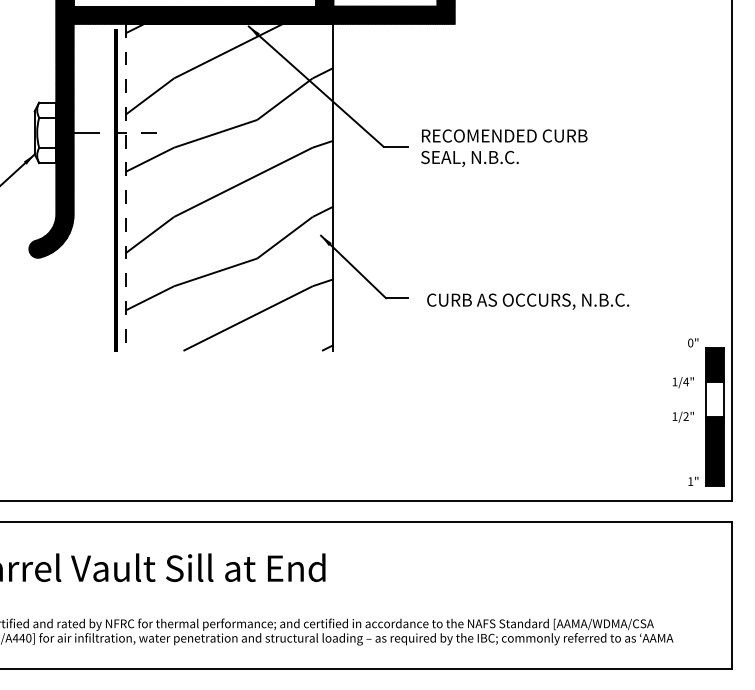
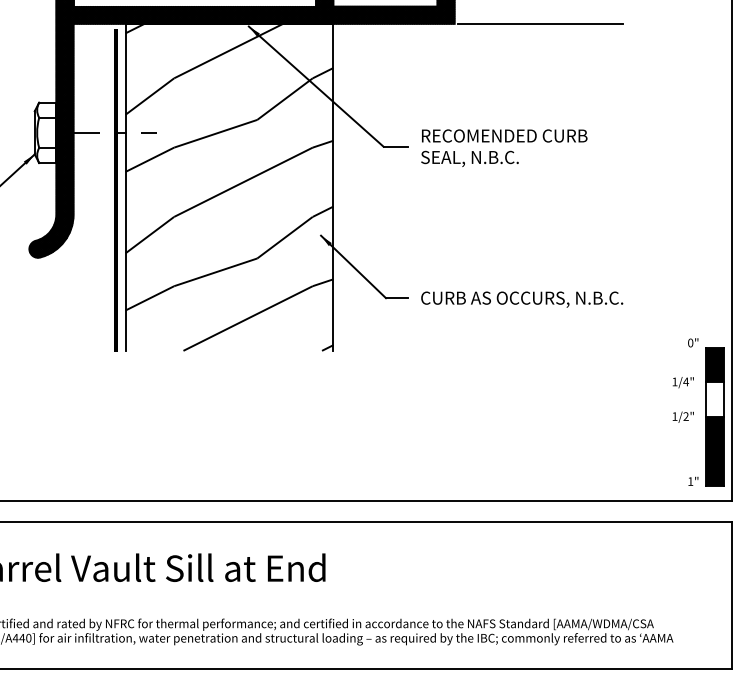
line: none -> present (540, 23)
line: dashed -> solid (125, 187)
text position: (528, 301) -> (522, 299) (522, 299)
